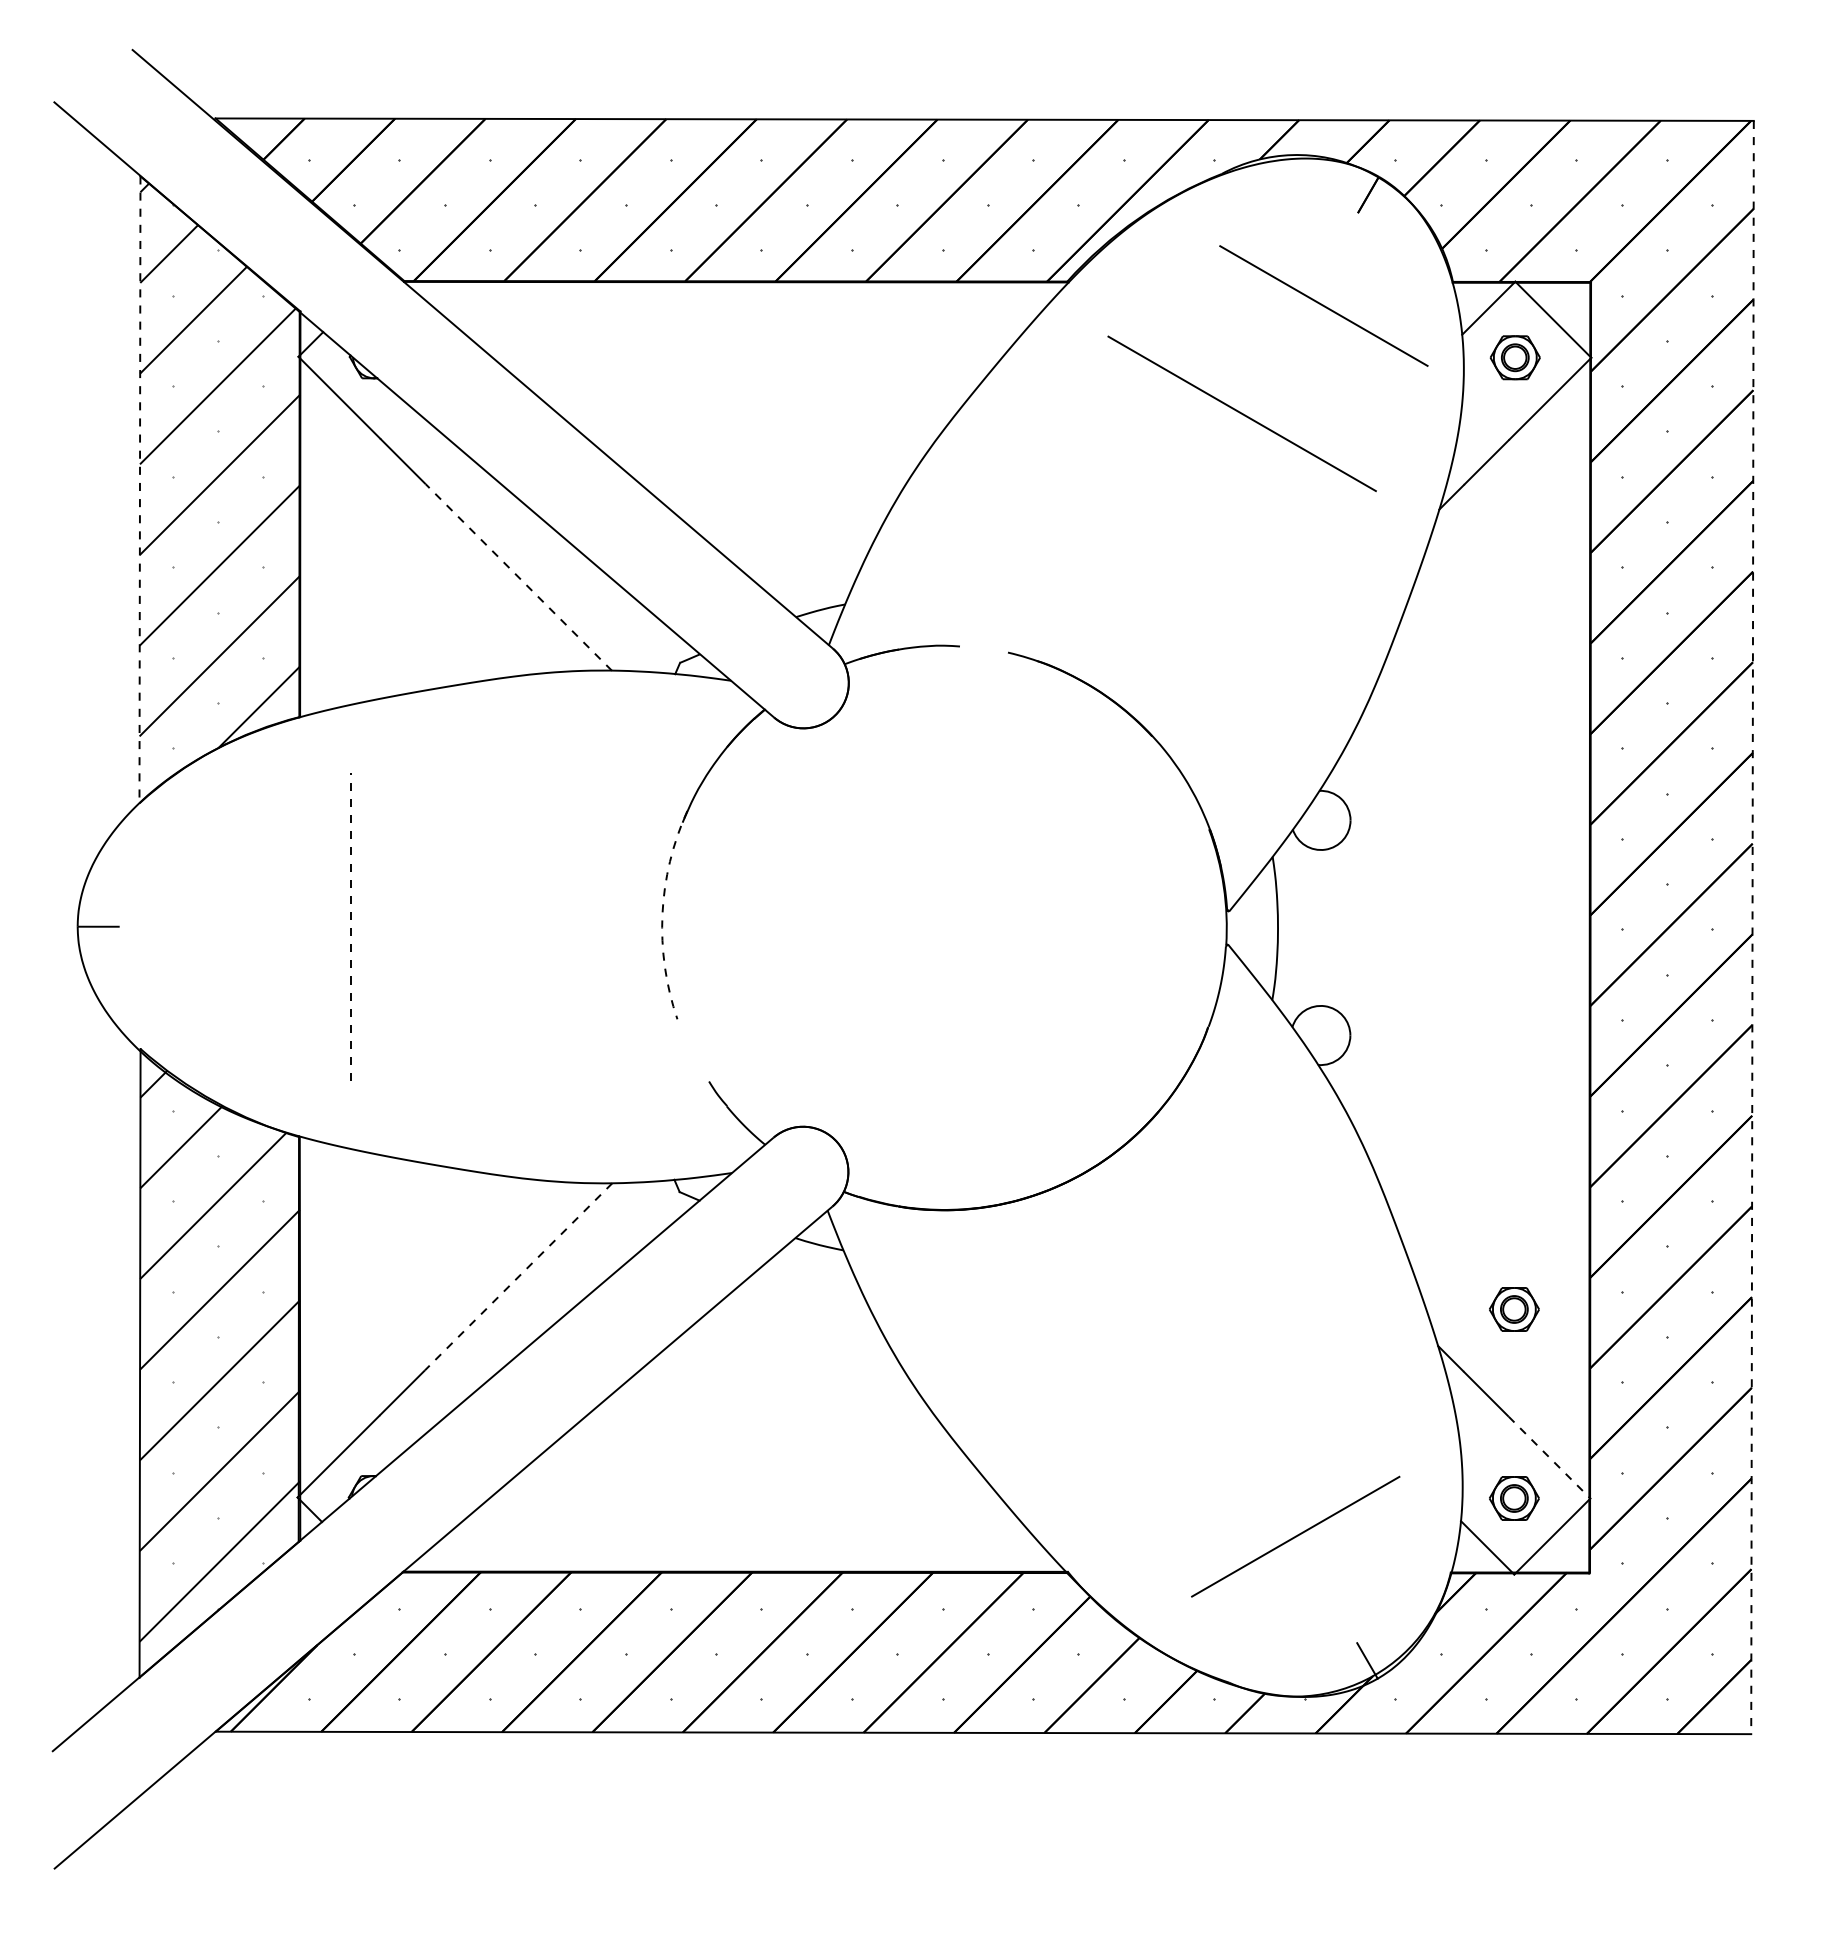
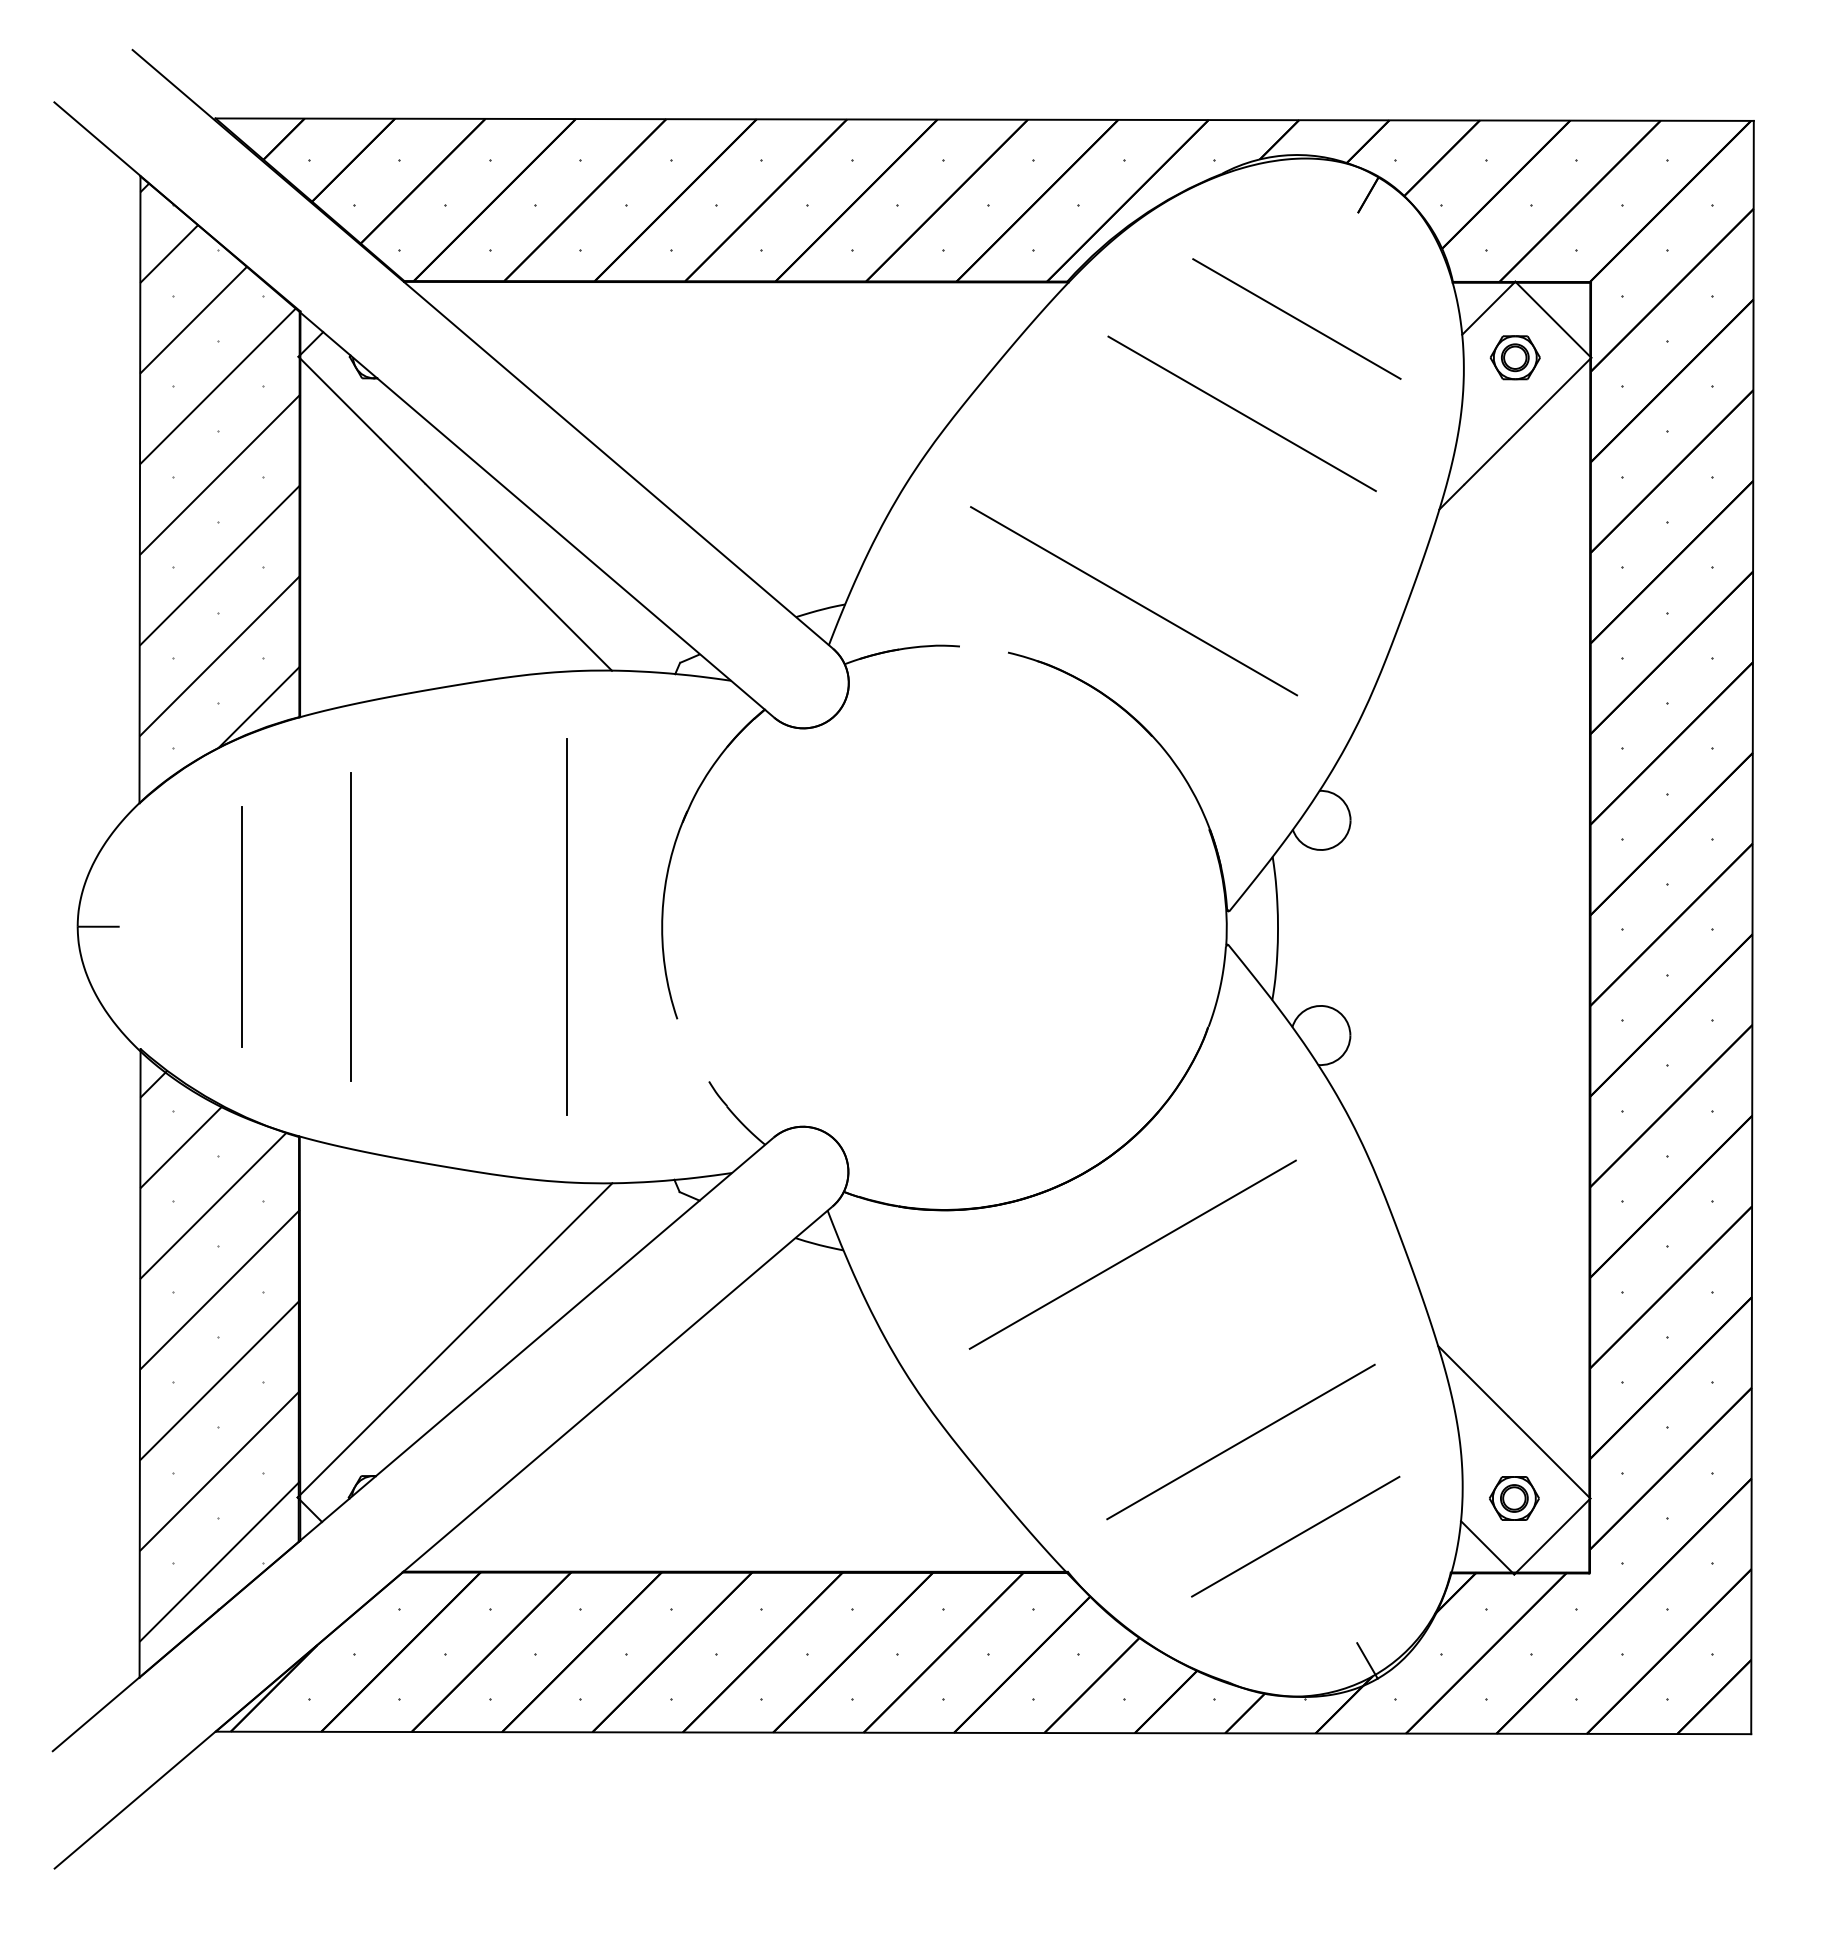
line position: (1323, 305) -> (1296, 318) (1296, 318)
line: dashed -> solid (139, 490)
line: dashed -> solid (518, 577)
line: none -> present (1134, 601)
arc: dashed -> solid (662, 914)
line: none -> present (241, 926)
line: dashed -> solid (351, 926)
line: none -> present (567, 926)
line: dashed -> solid (1752, 927)
line: none -> present (1132, 1254)
line: dashed -> solid (518, 1277)
part: present -> none (1514, 1309)
line: none -> present (1240, 1441)
line: dashed -> solid (1549, 1457)
